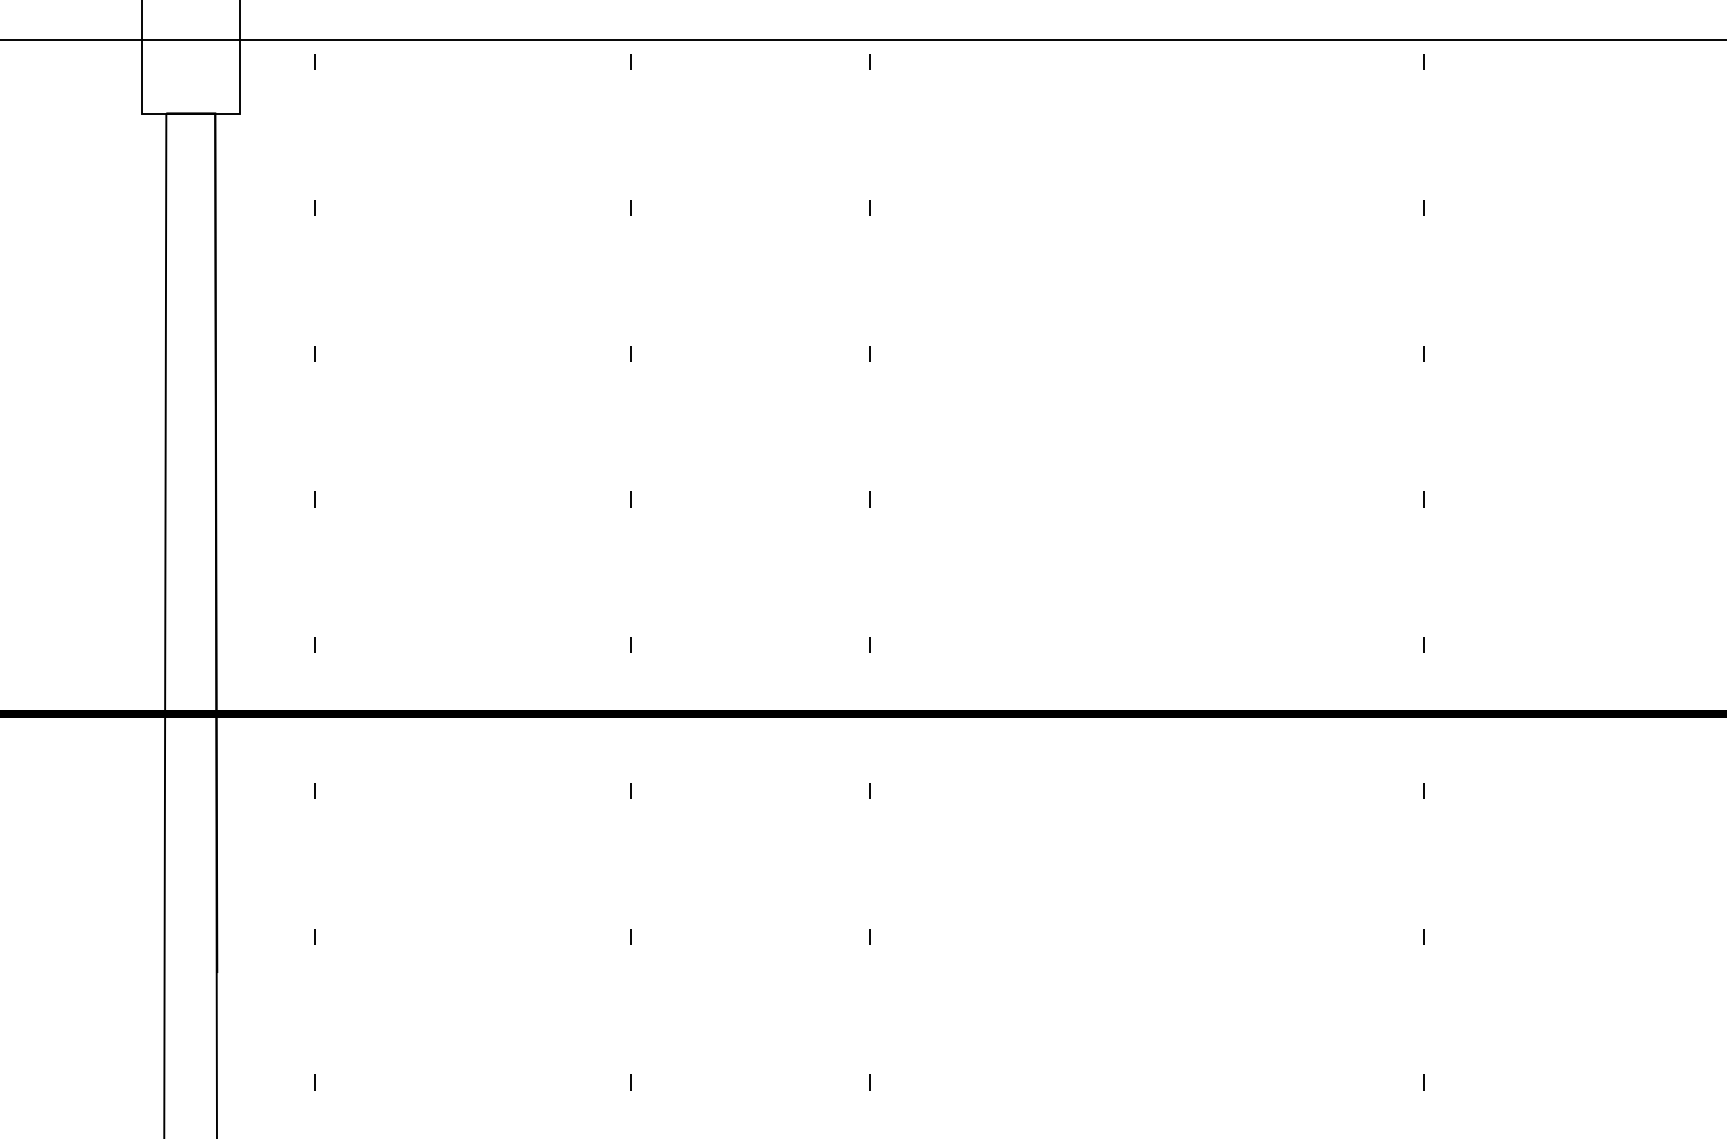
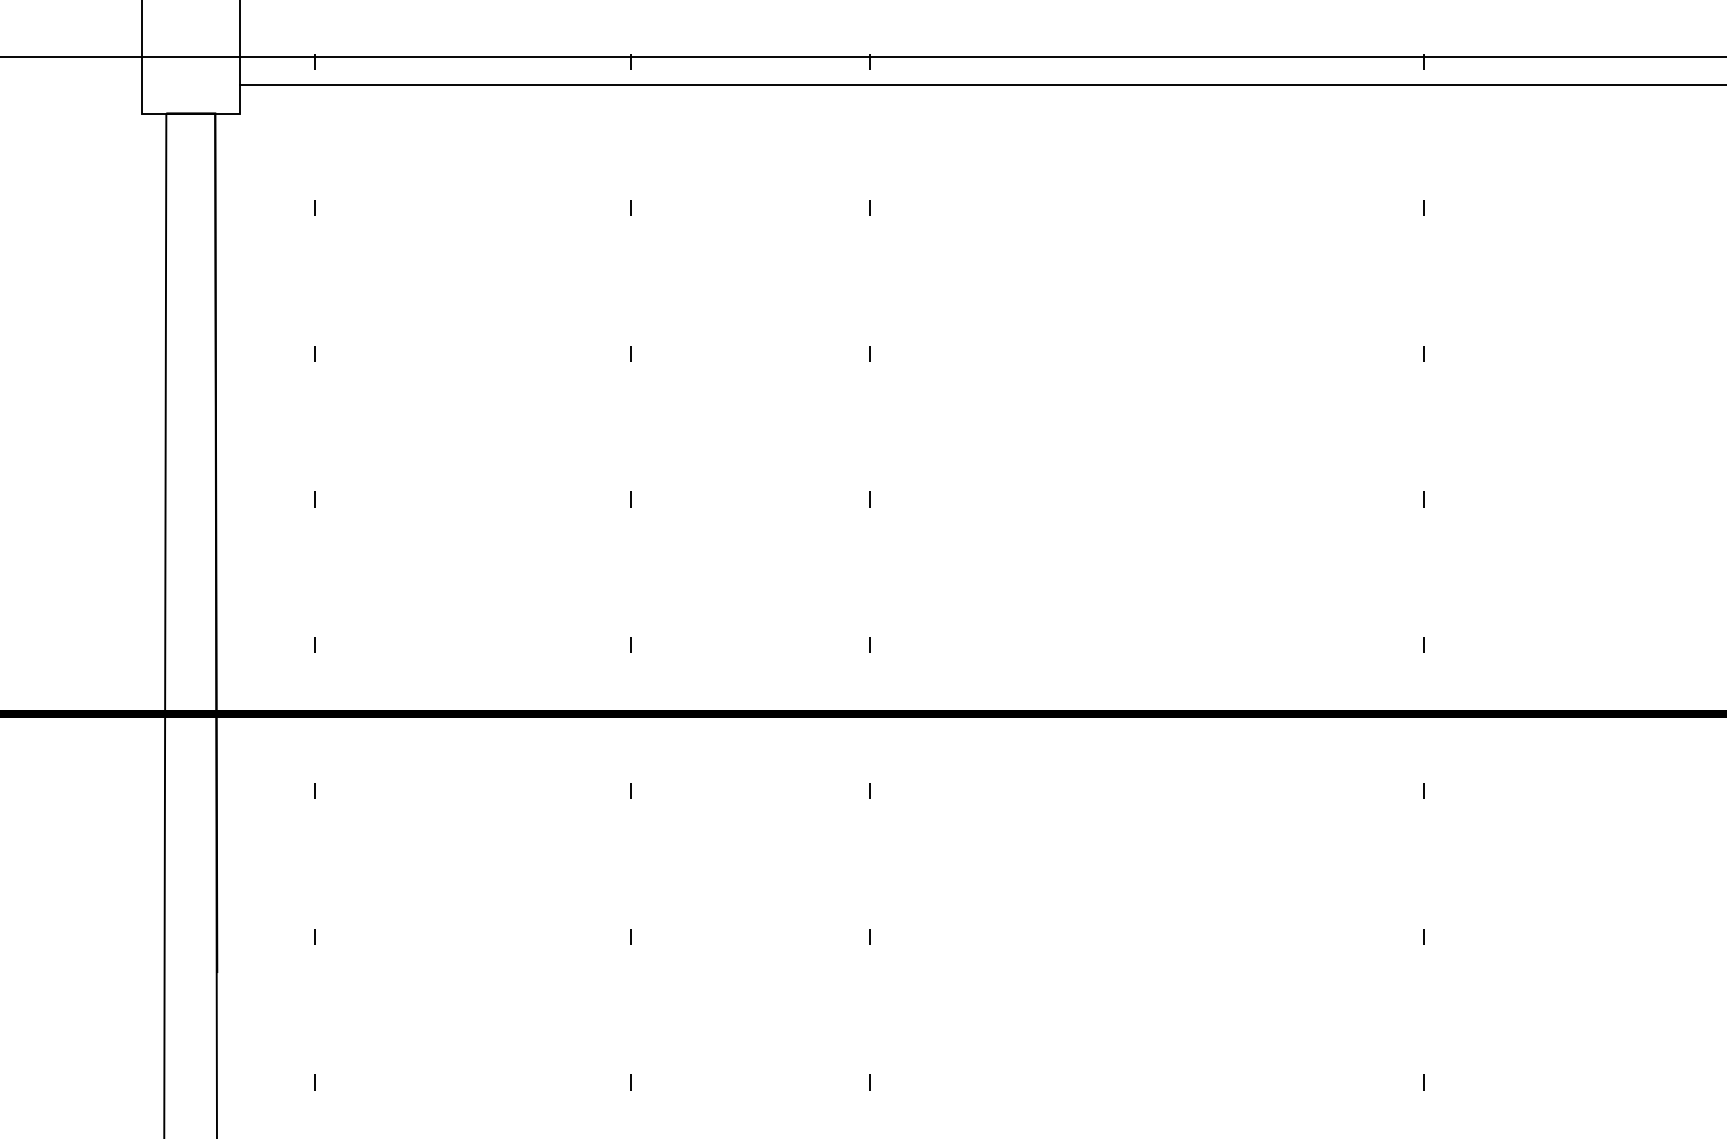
line position: (862, 39) -> (862, 56) (862, 56)
line: none -> present (981, 85)
